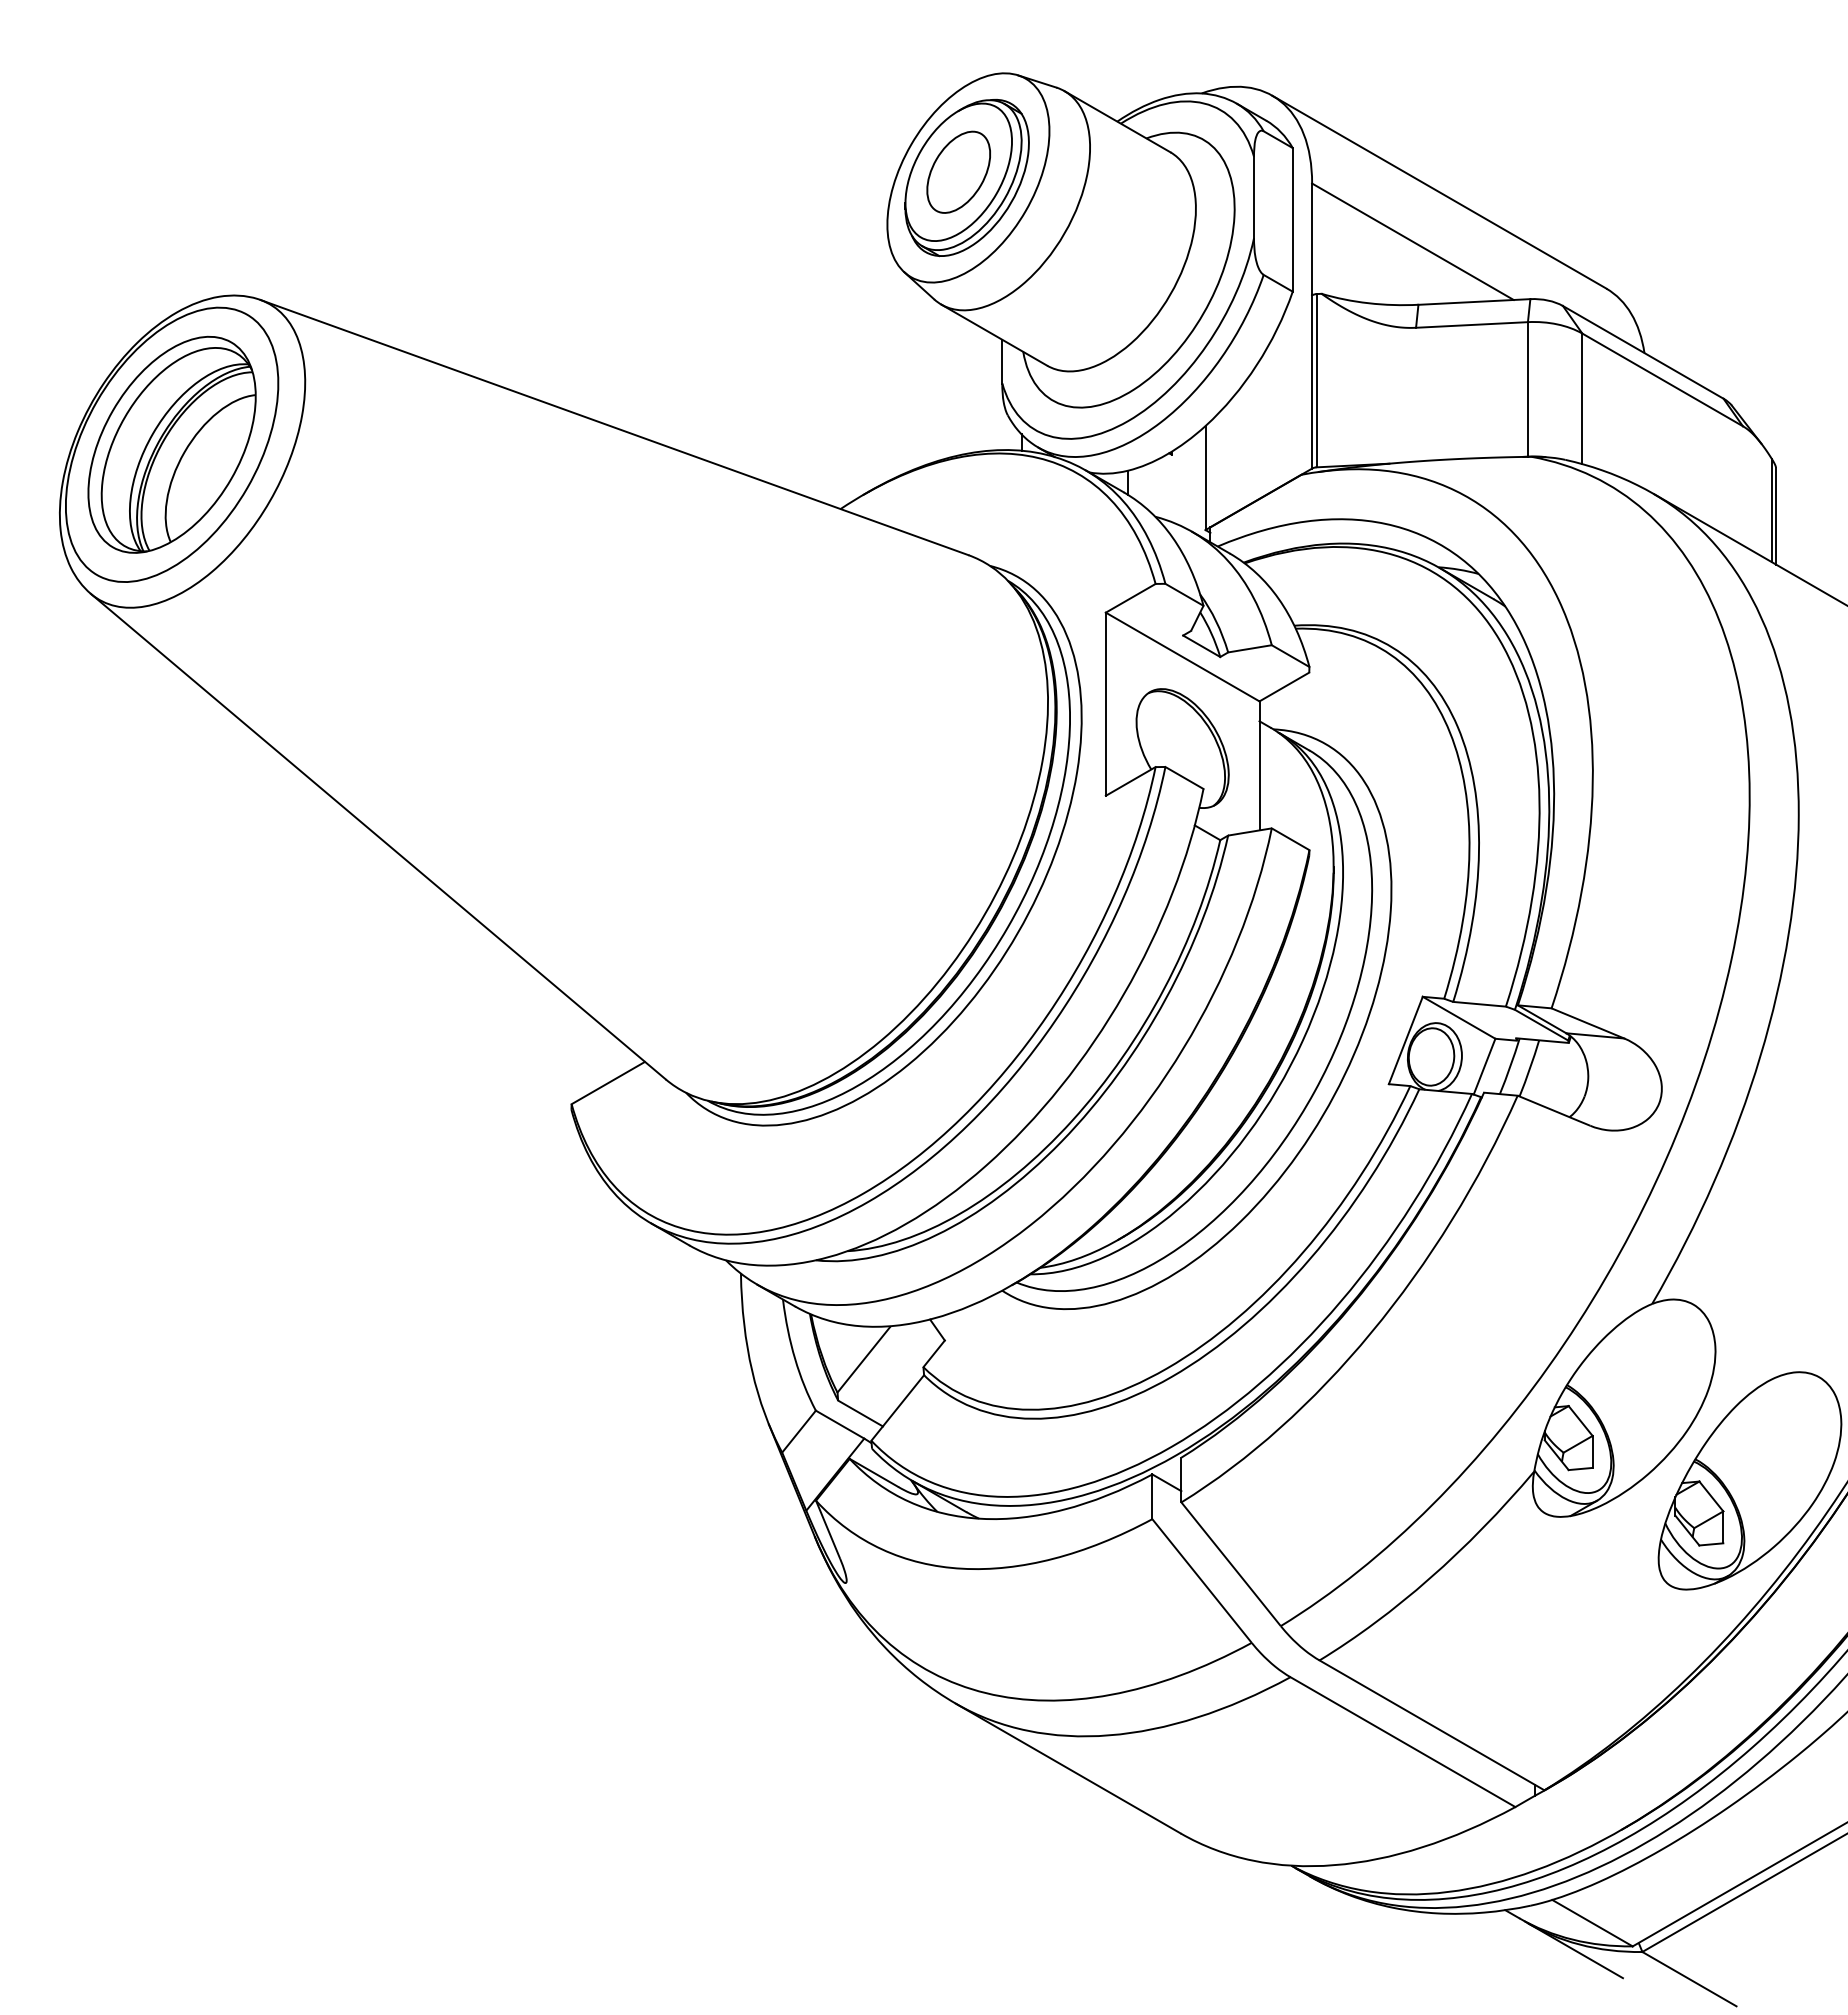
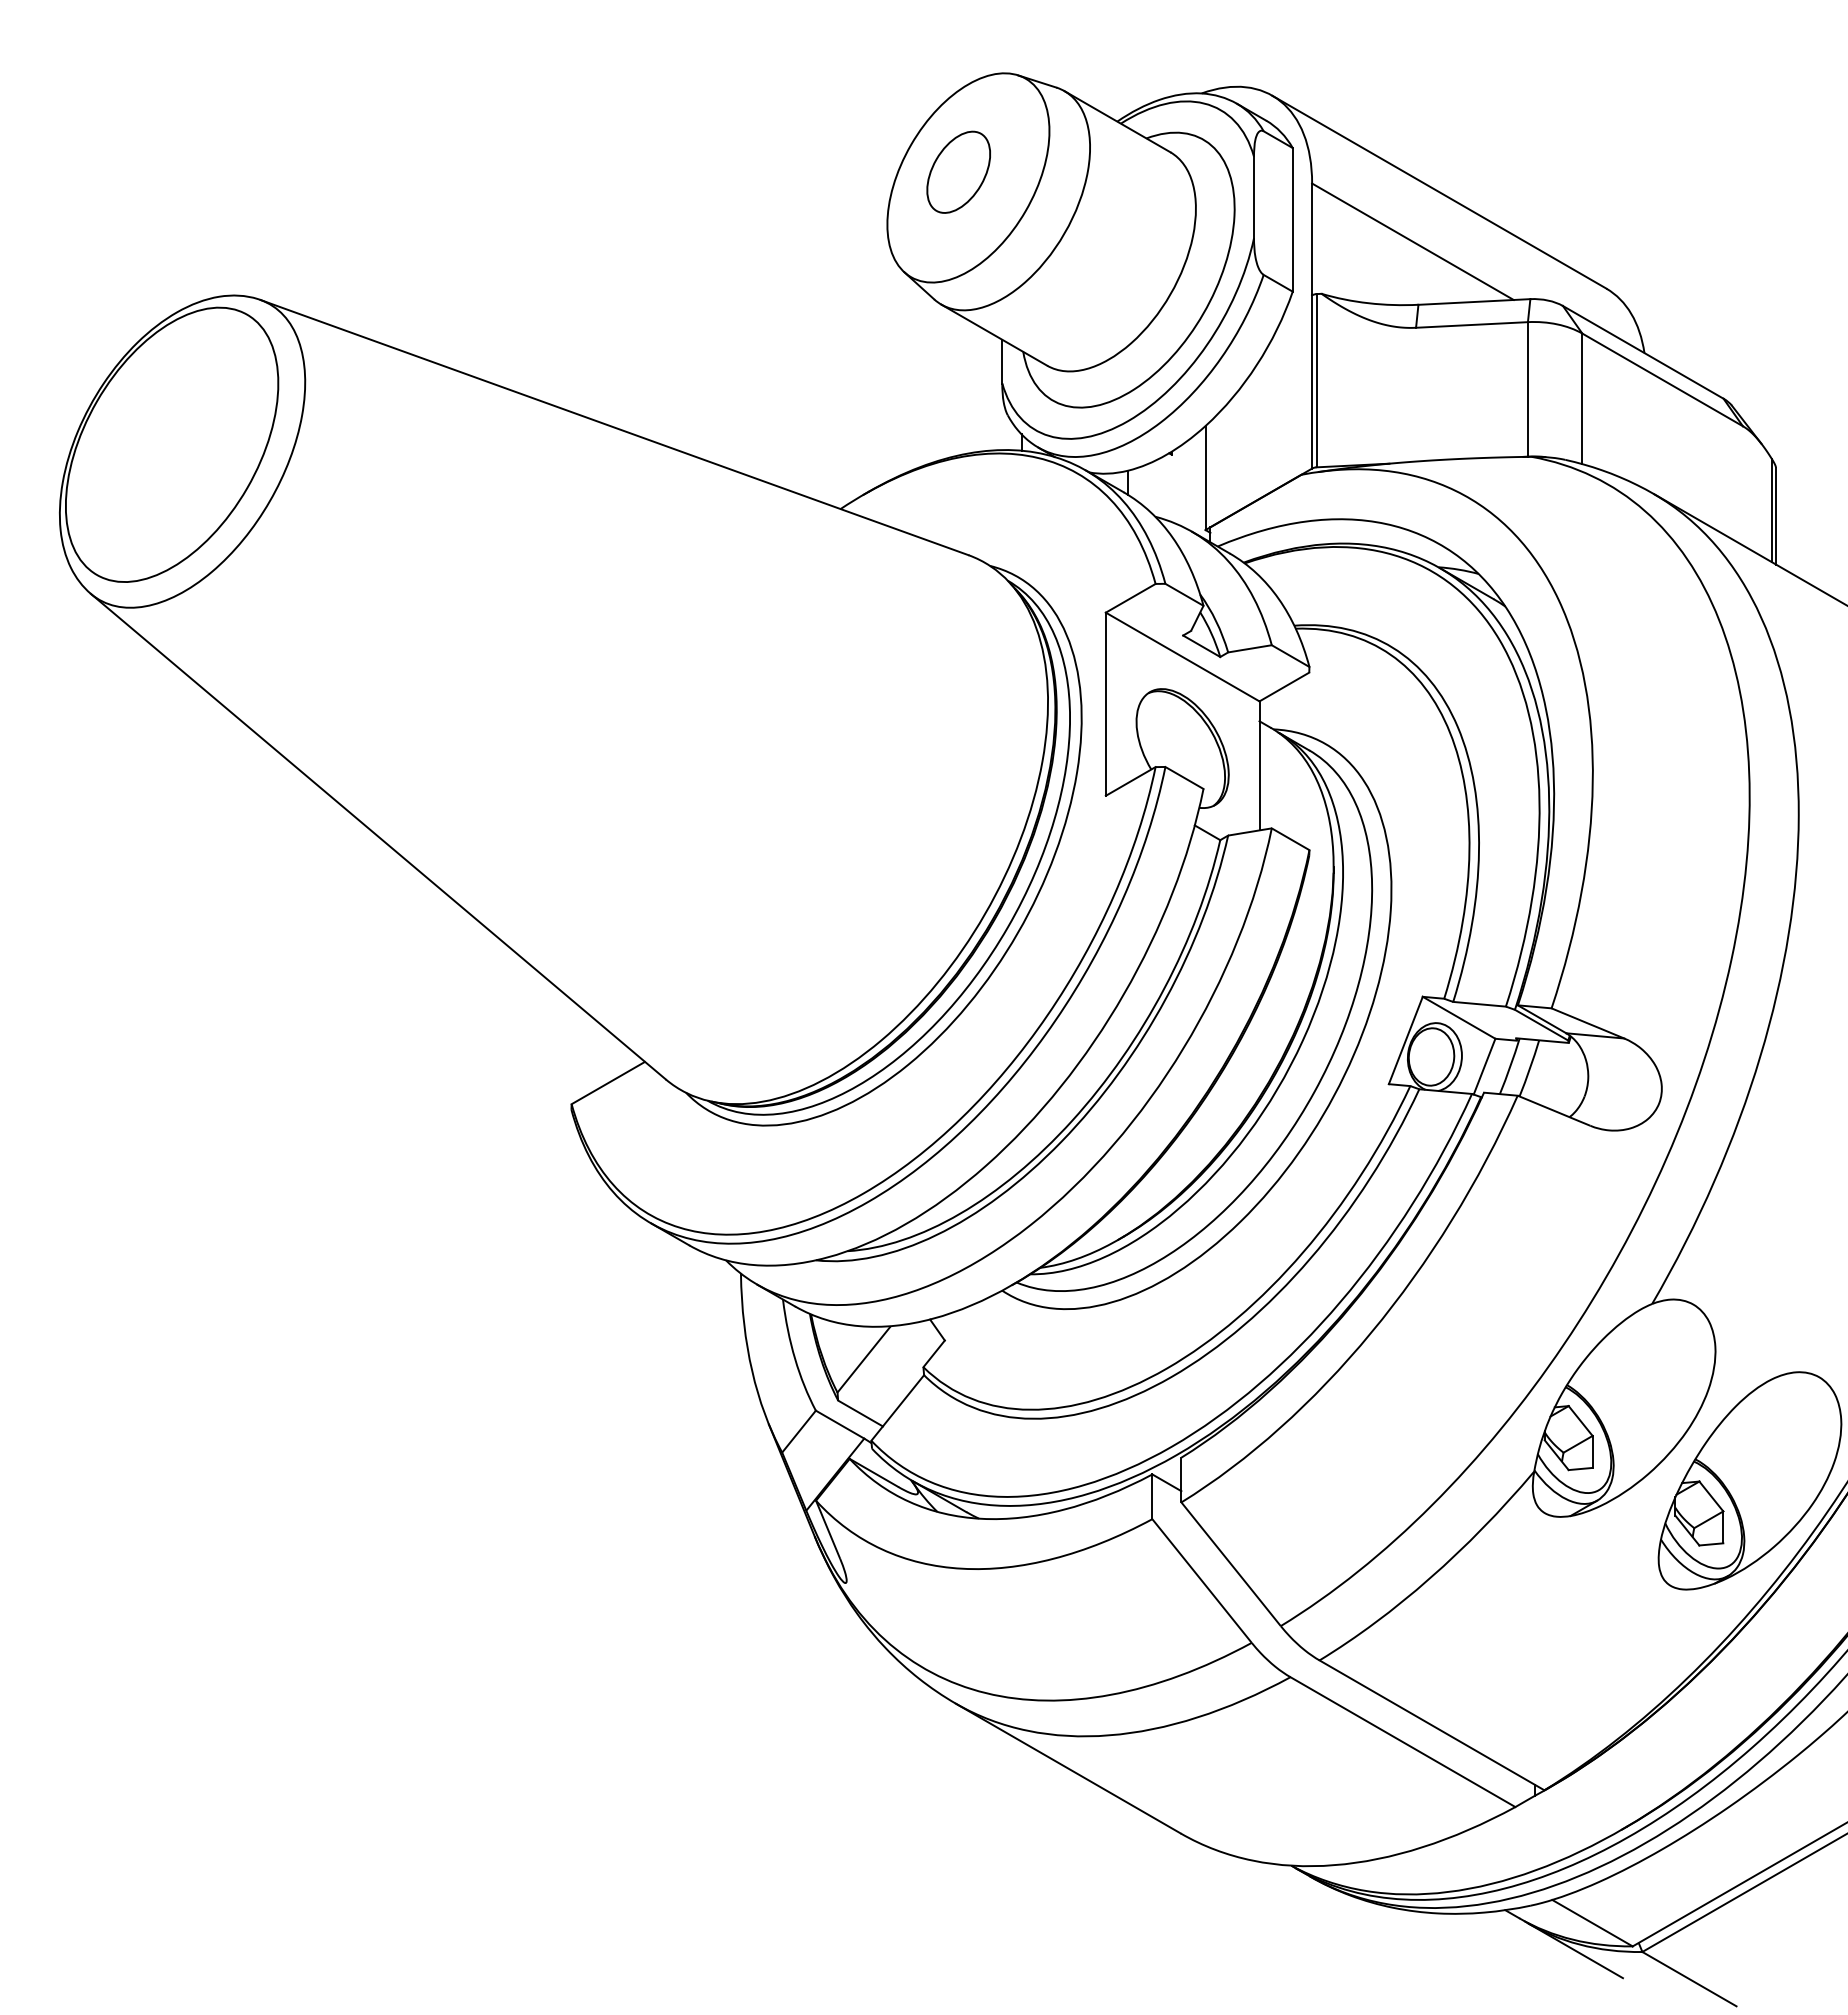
part: present -> none (966, 177)
part: present -> none (171, 444)
